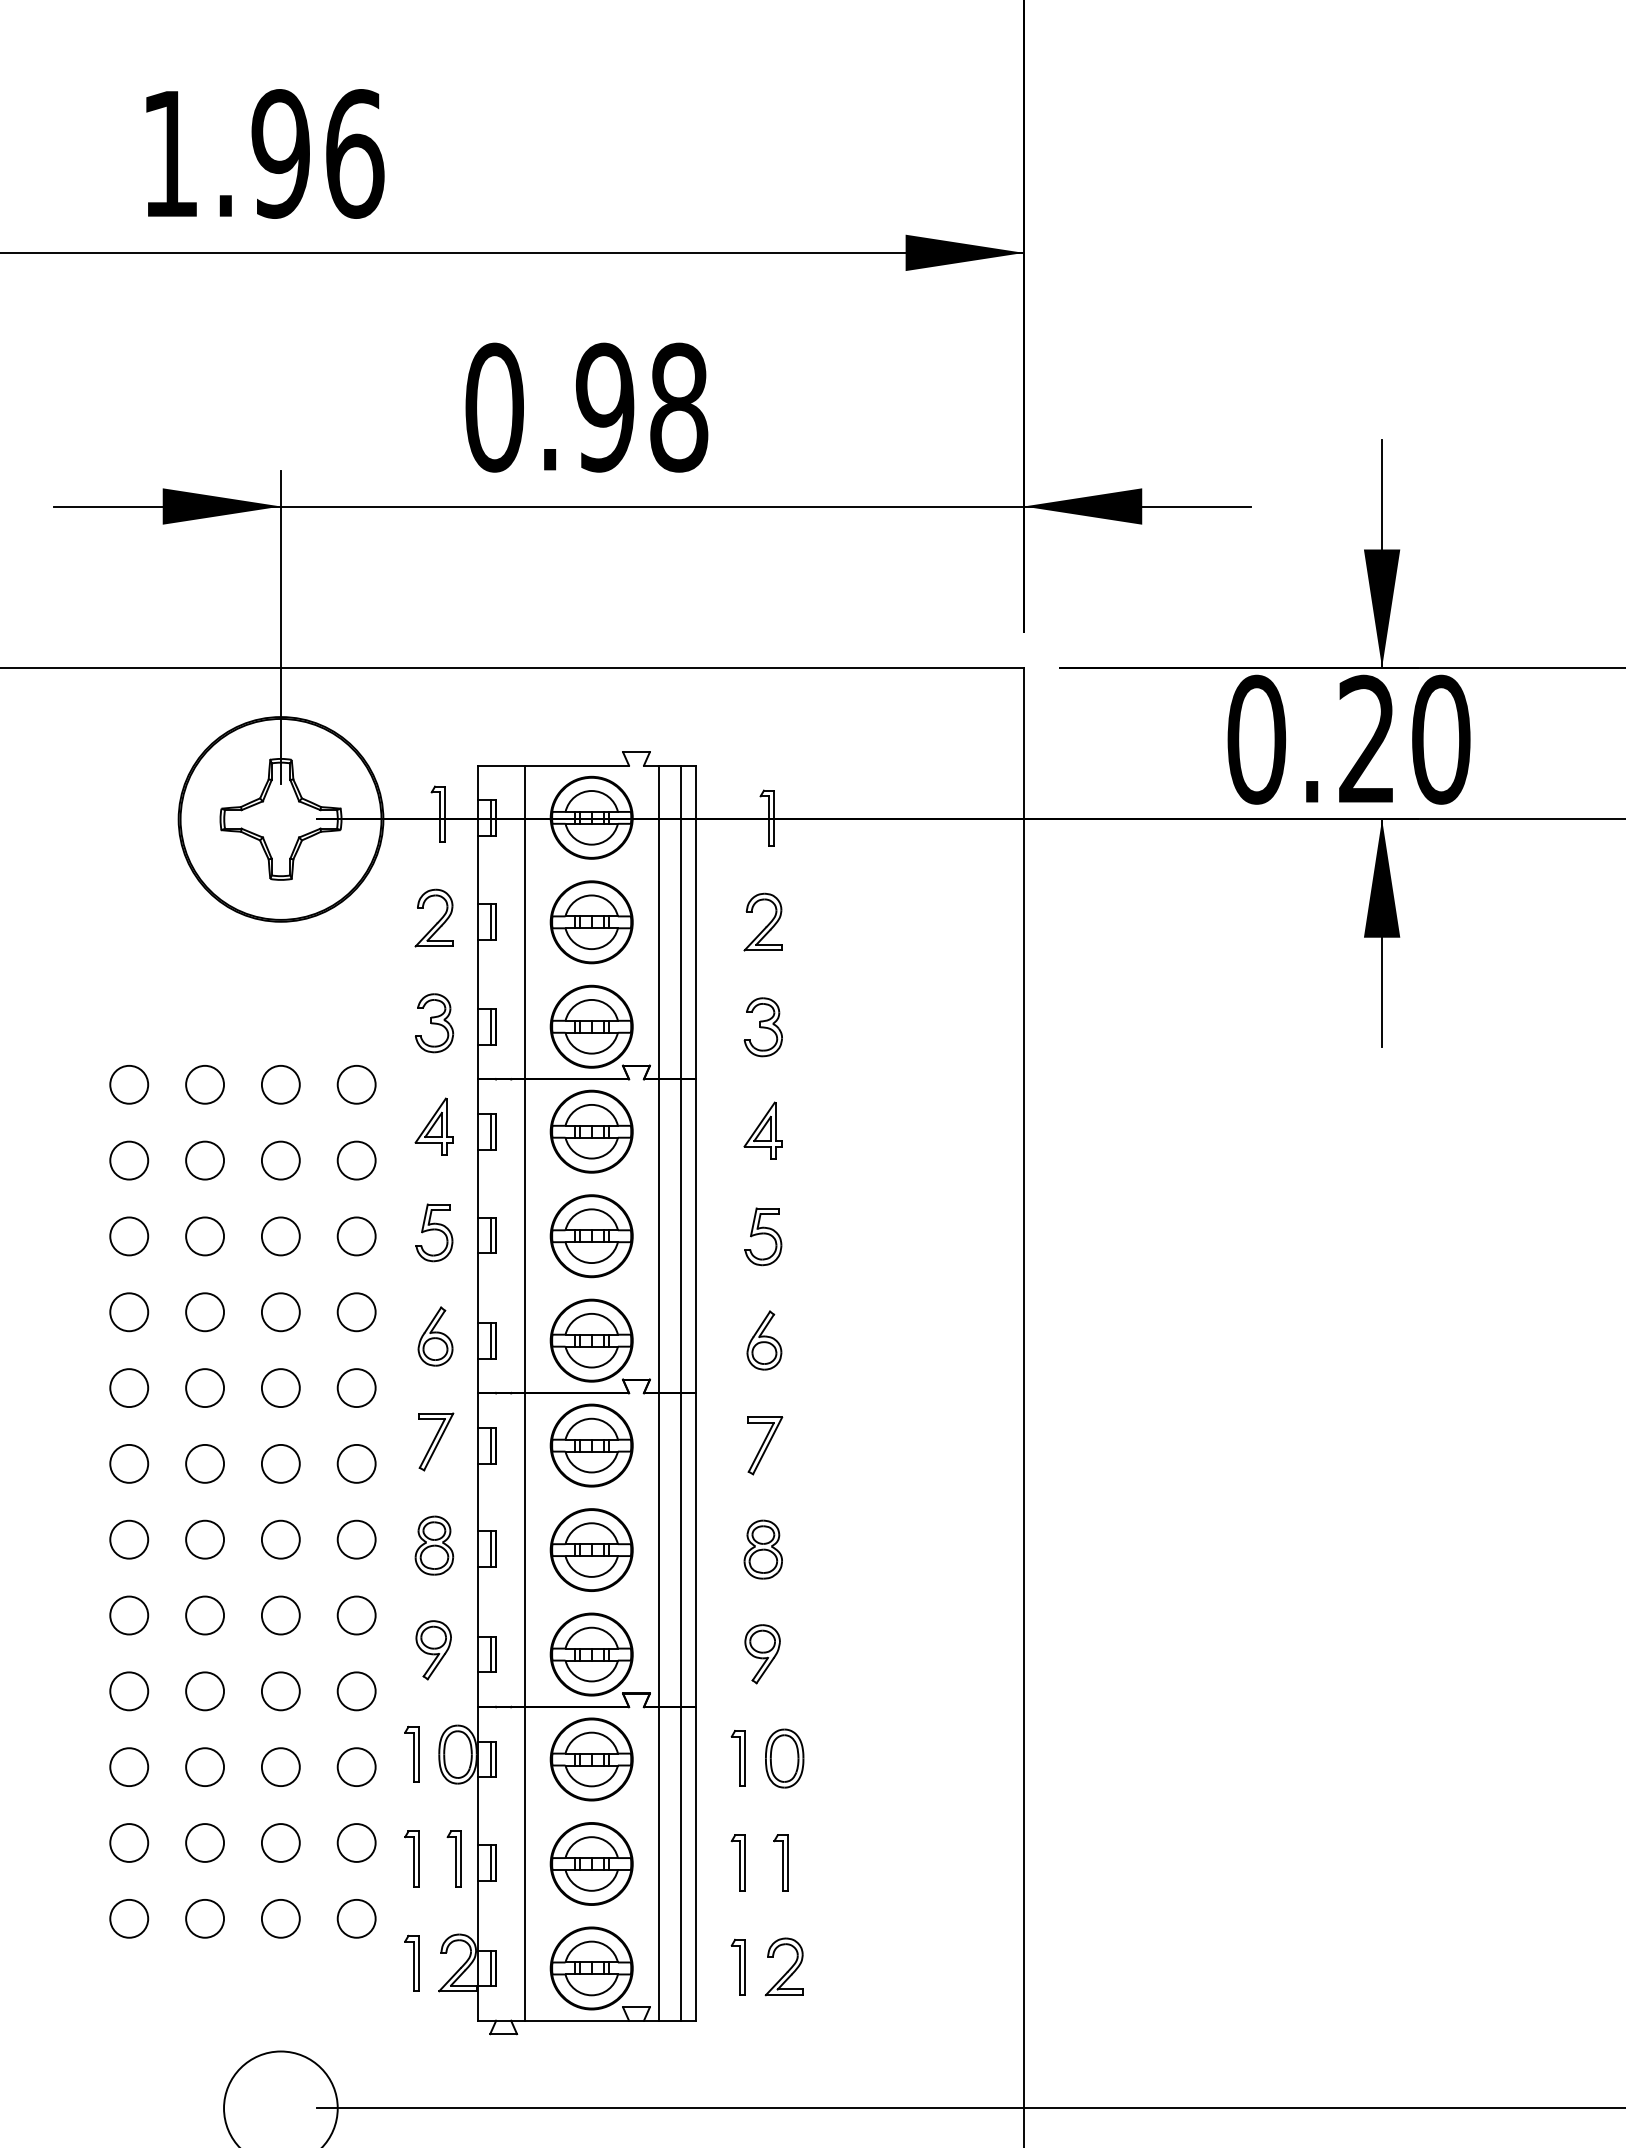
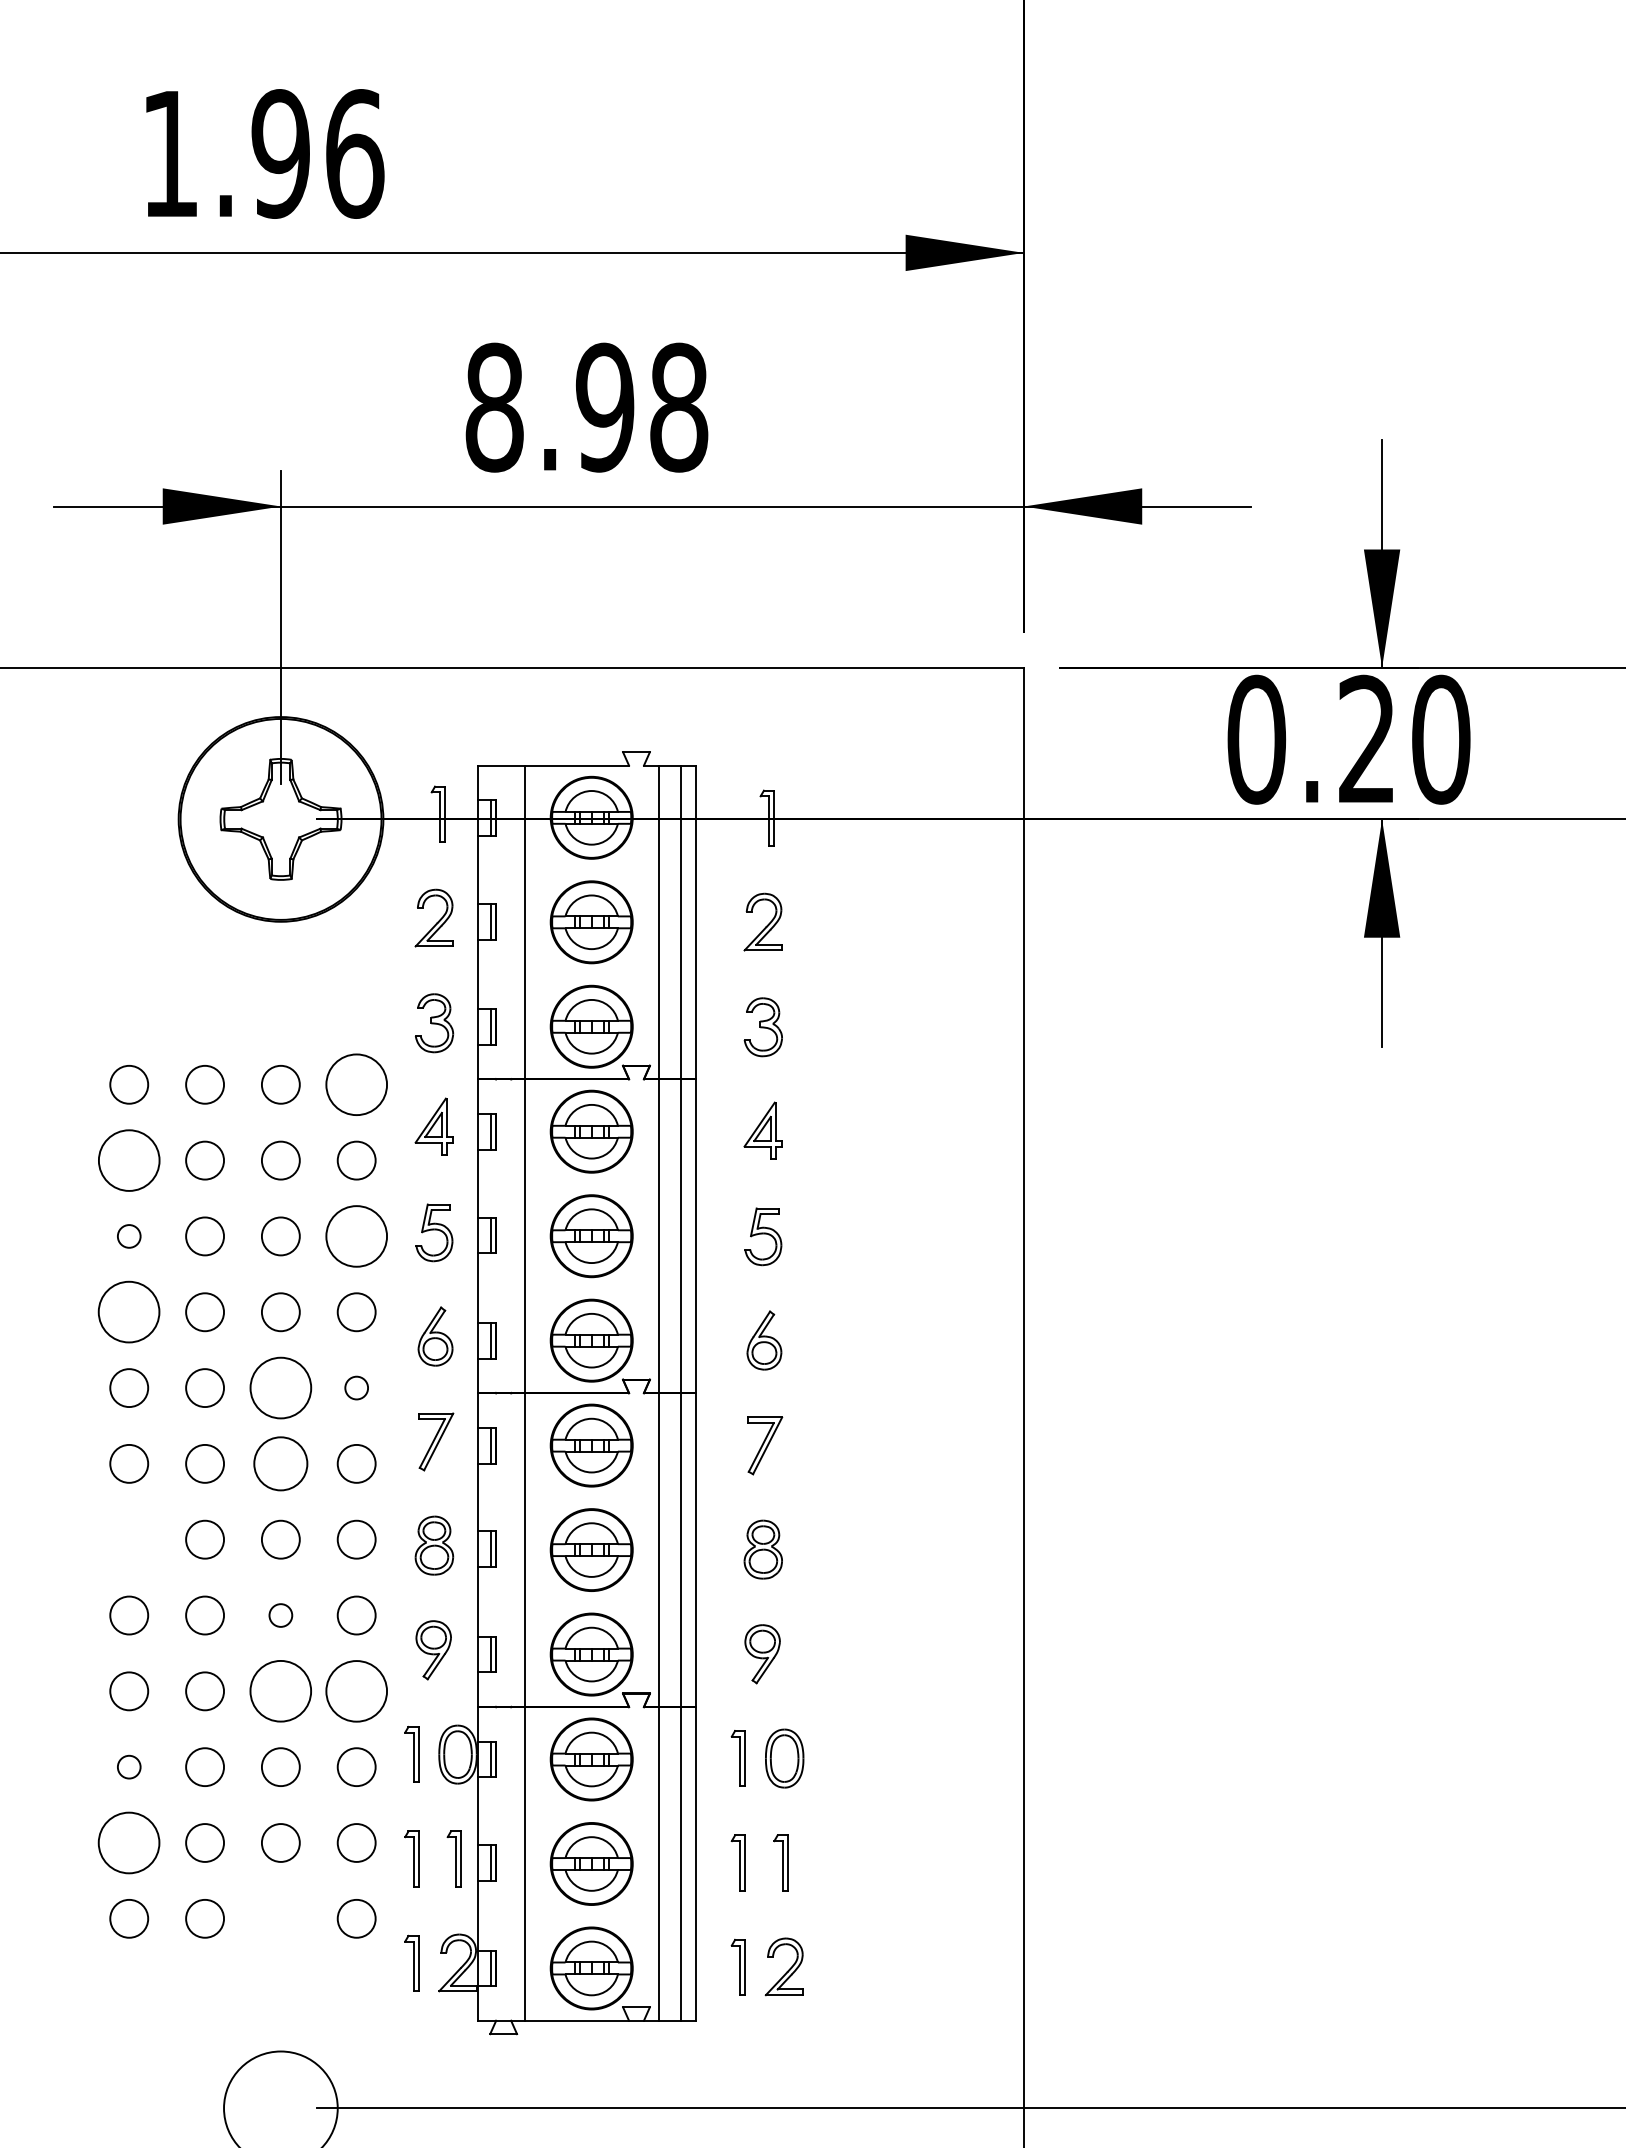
text: 0.98 -> 8.98 (494, 407)
circle diameter: 38 px -> 61 px (356, 1084)
circle diameter: 38 px -> 61 px (128, 1160)
circle diameter: 38 px -> 23 px (128, 1236)
circle diameter: 38 px -> 61 px (356, 1236)
circle size: 41x41 px -> 64x64 px (128, 1311)
circle diameter: 38 px -> 61 px (280, 1387)
circle diameter: 38 px -> 23 px (356, 1387)
circle size: 40x40 px -> 56x56 px (280, 1463)
circle: present -> none (129, 1539)
circle diameter: 38 px -> 23 px (280, 1615)
circle size: 40x41 px -> 63x63 px (280, 1691)
circle diameter: 38 px -> 61 px (356, 1691)
circle diameter: 38 px -> 23 px (128, 1766)
circle size: 41x40 px -> 64x64 px (128, 1842)
circle: present -> none (280, 1918)
